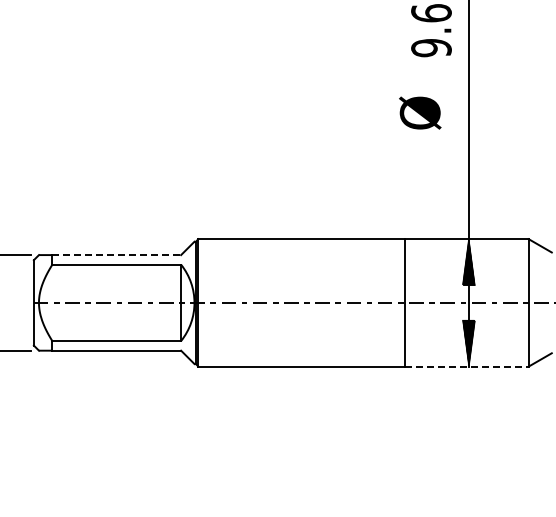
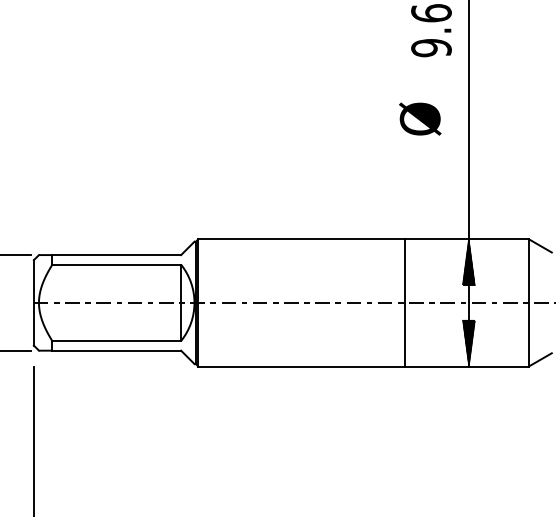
text position: (420, 112) -> (420, 118) (420, 118)
line: dashed -> solid (117, 255)
line: dashed -> solid (466, 366)
line: none -> present (33, 439)
